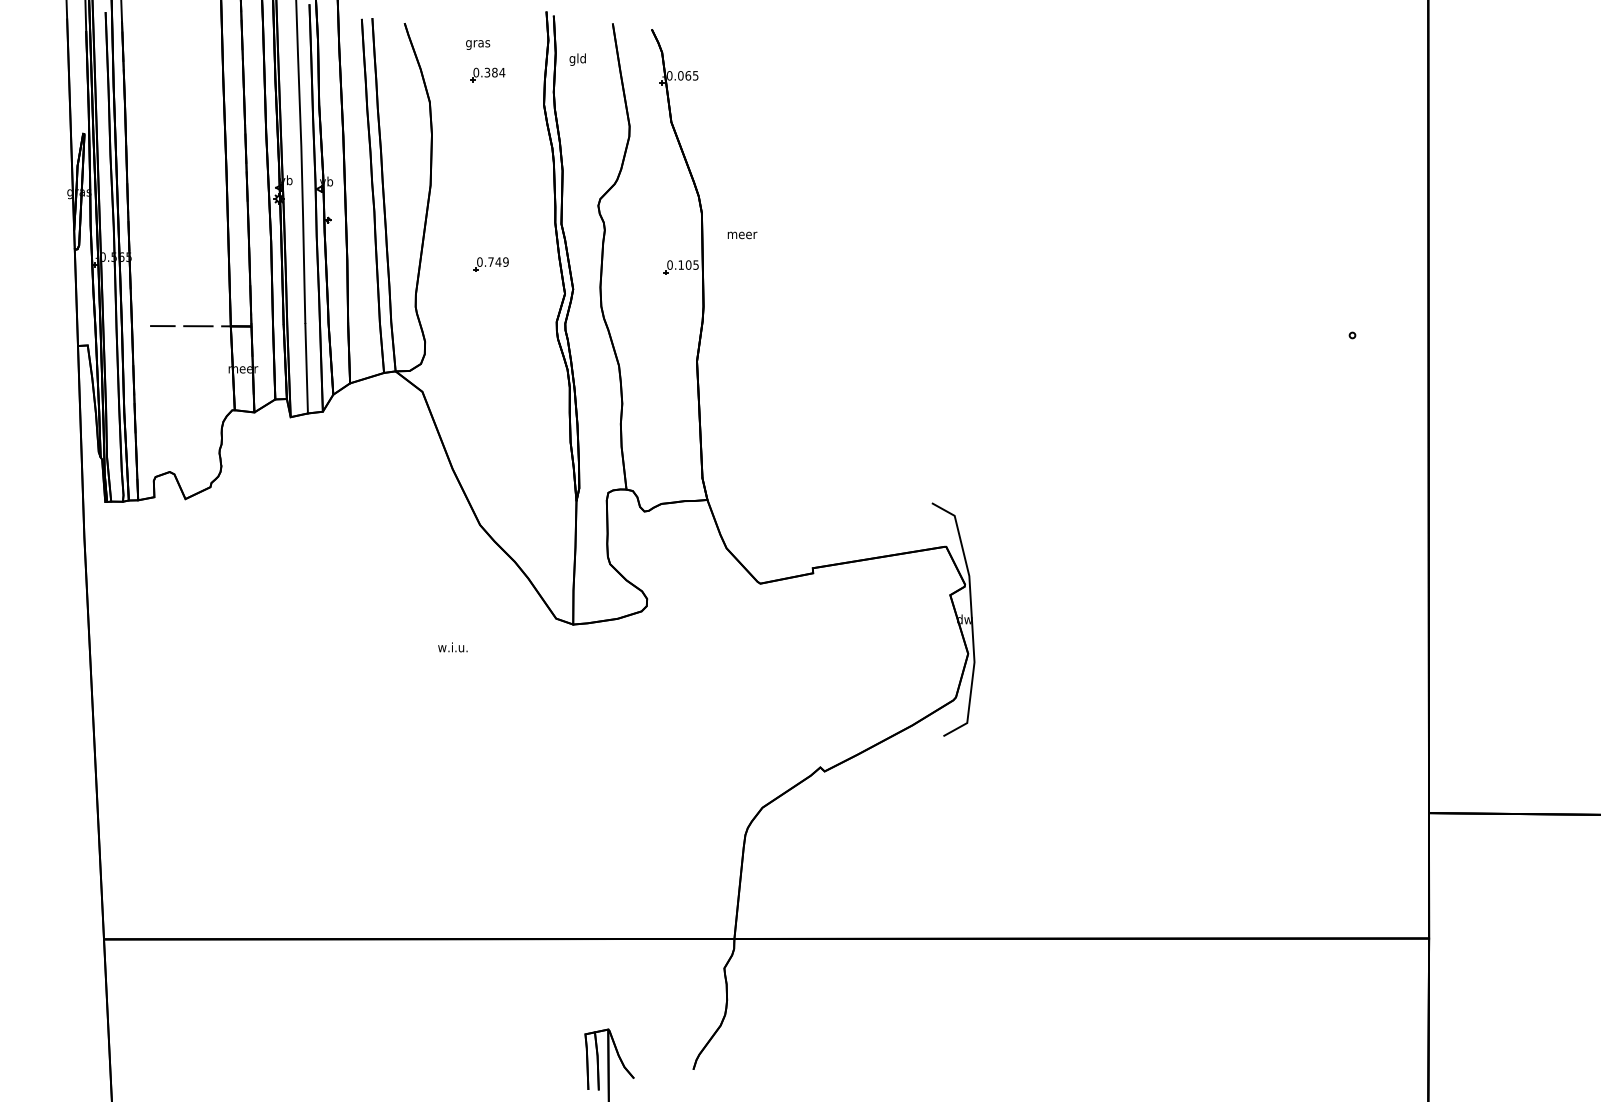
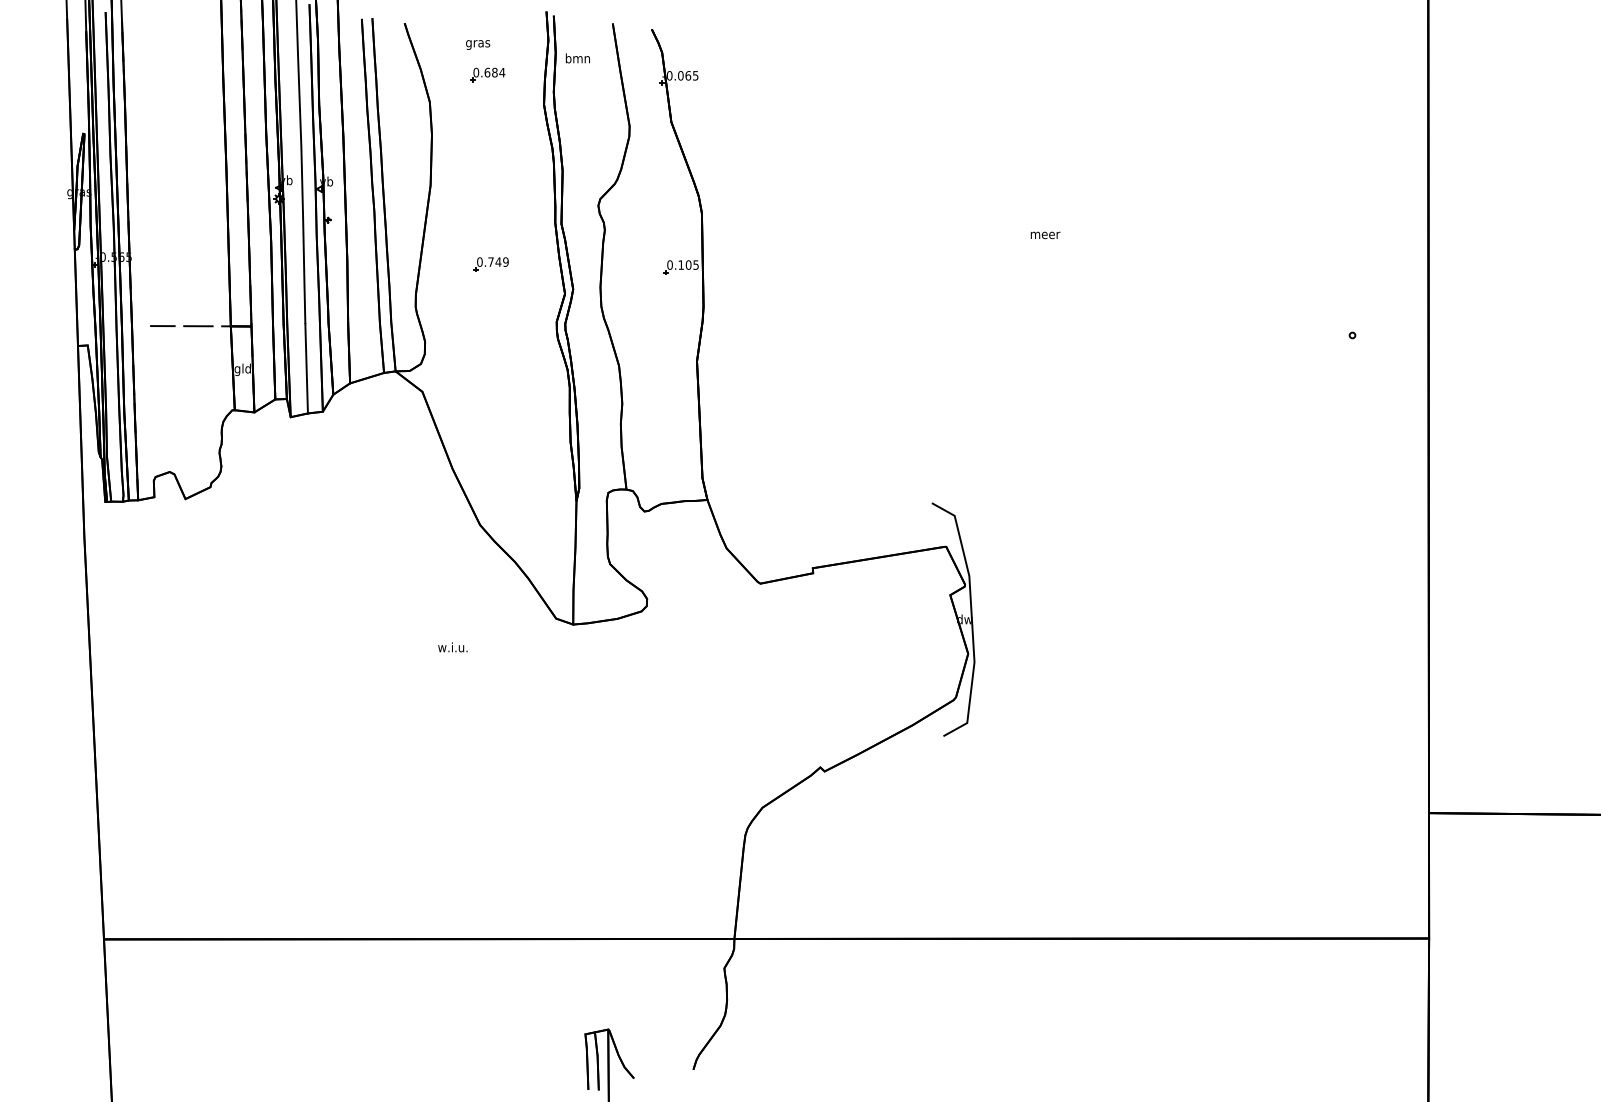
text: gld -> bmn (577, 59)
text: 0.384 -> 0.684 (487, 72)
text position: (742, 235) -> (1045, 235) (1045, 235)
text: meer -> gld (243, 369)
